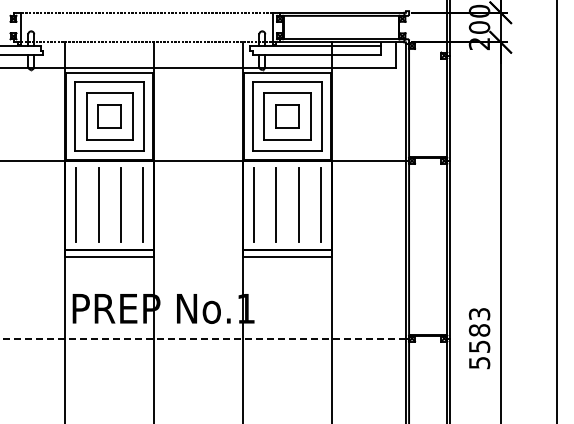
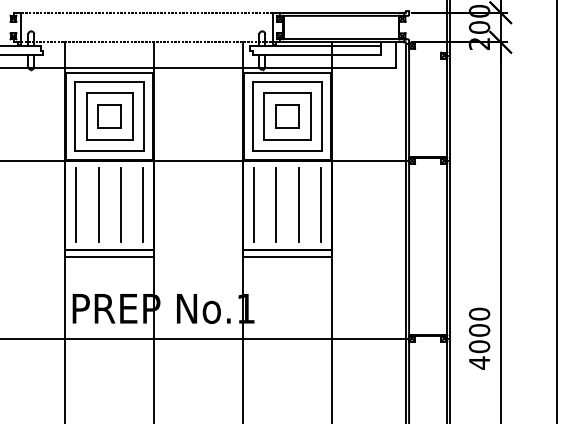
line: dashed -> solid (203, 338)
text: 5583 -> 4000 (479, 338)
